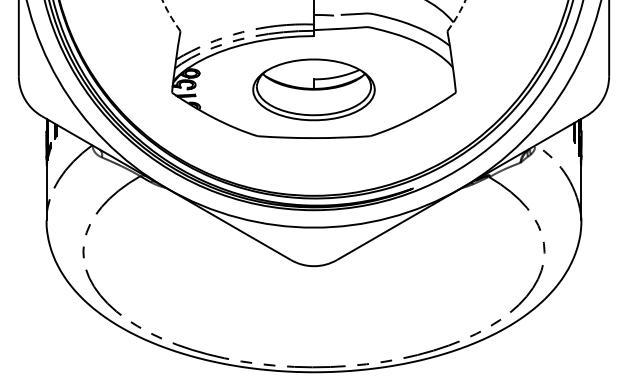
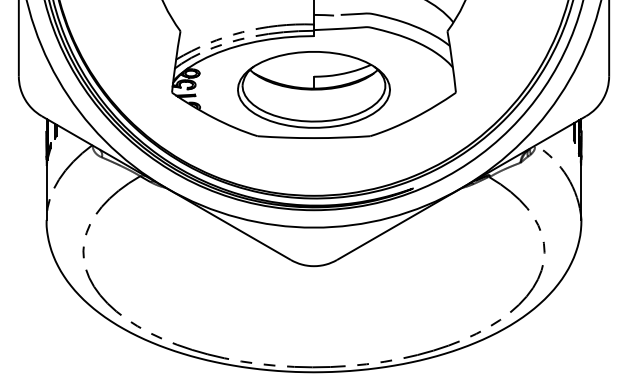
arc: dashed -> solid (162, 0)
part size: 124x64 px -> 154x78 px (313, 89)
